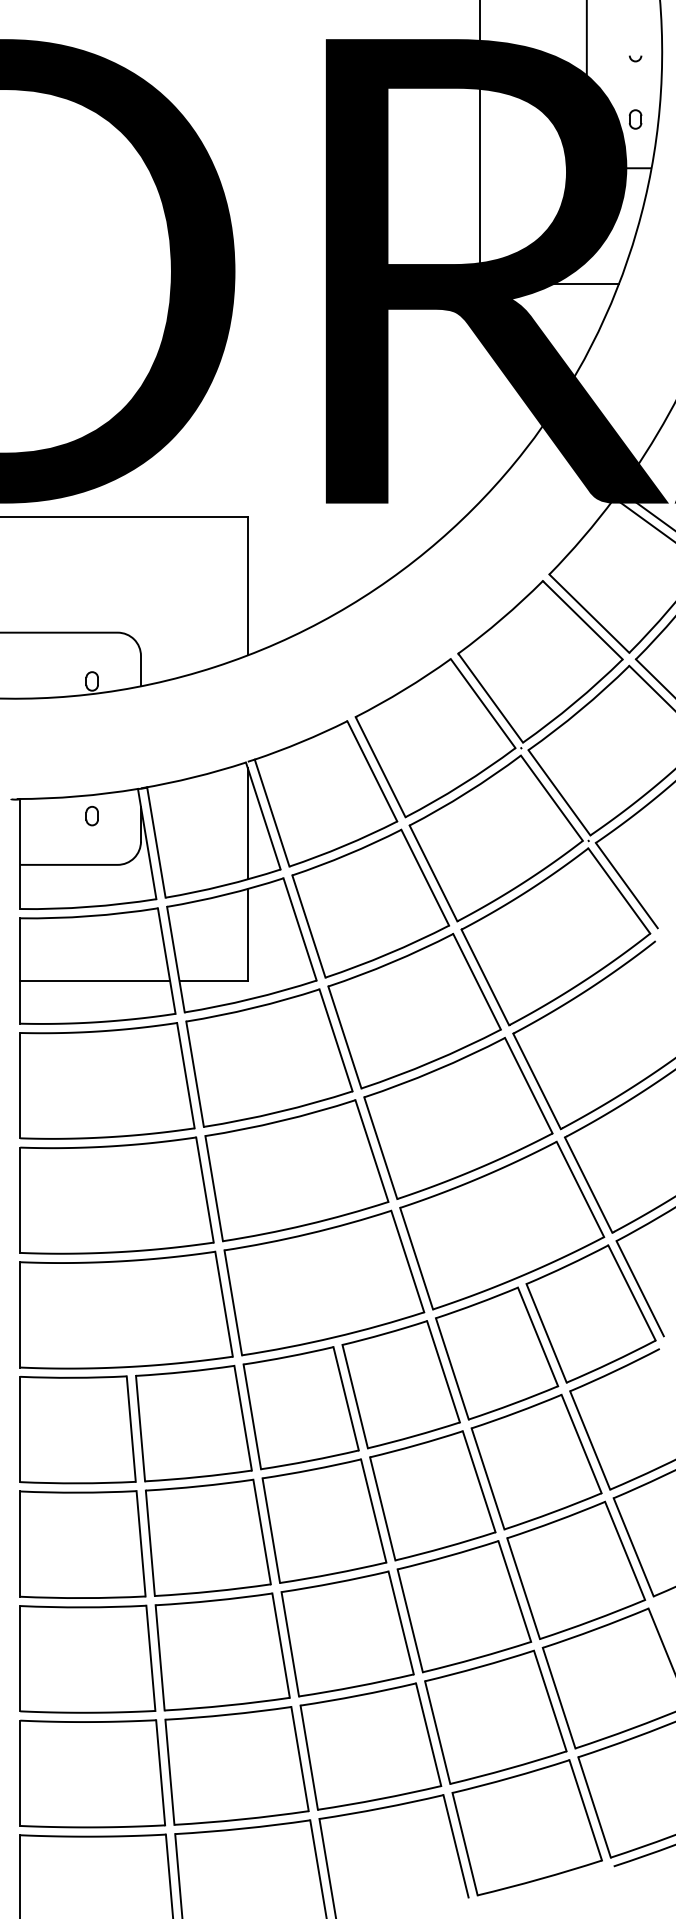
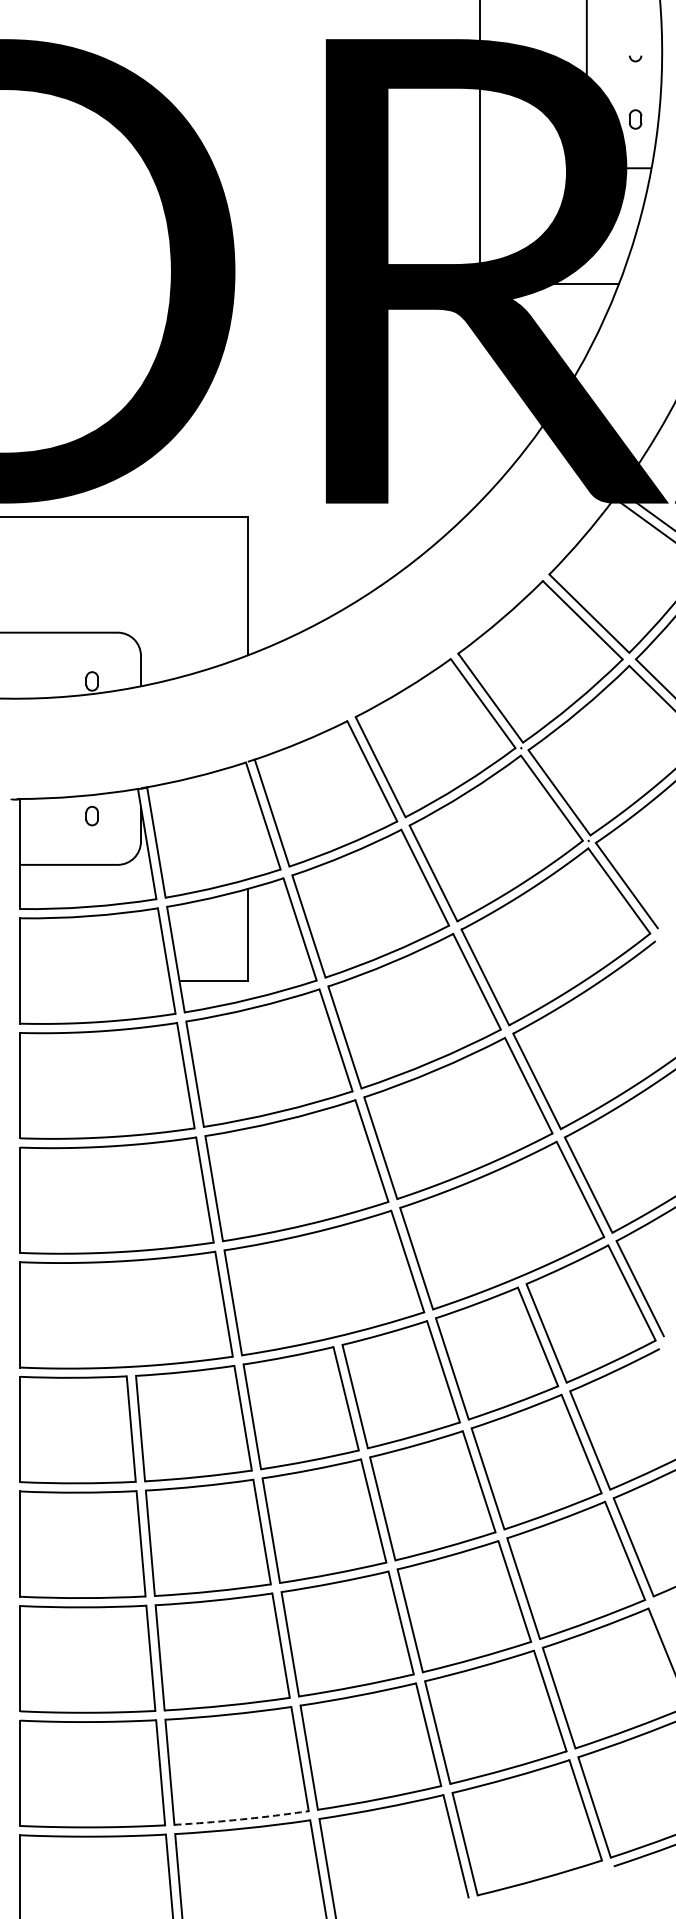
line: present -> none (247, 823)
line: present -> none (95, 980)
arc: solid -> dashed (241, 1819)
